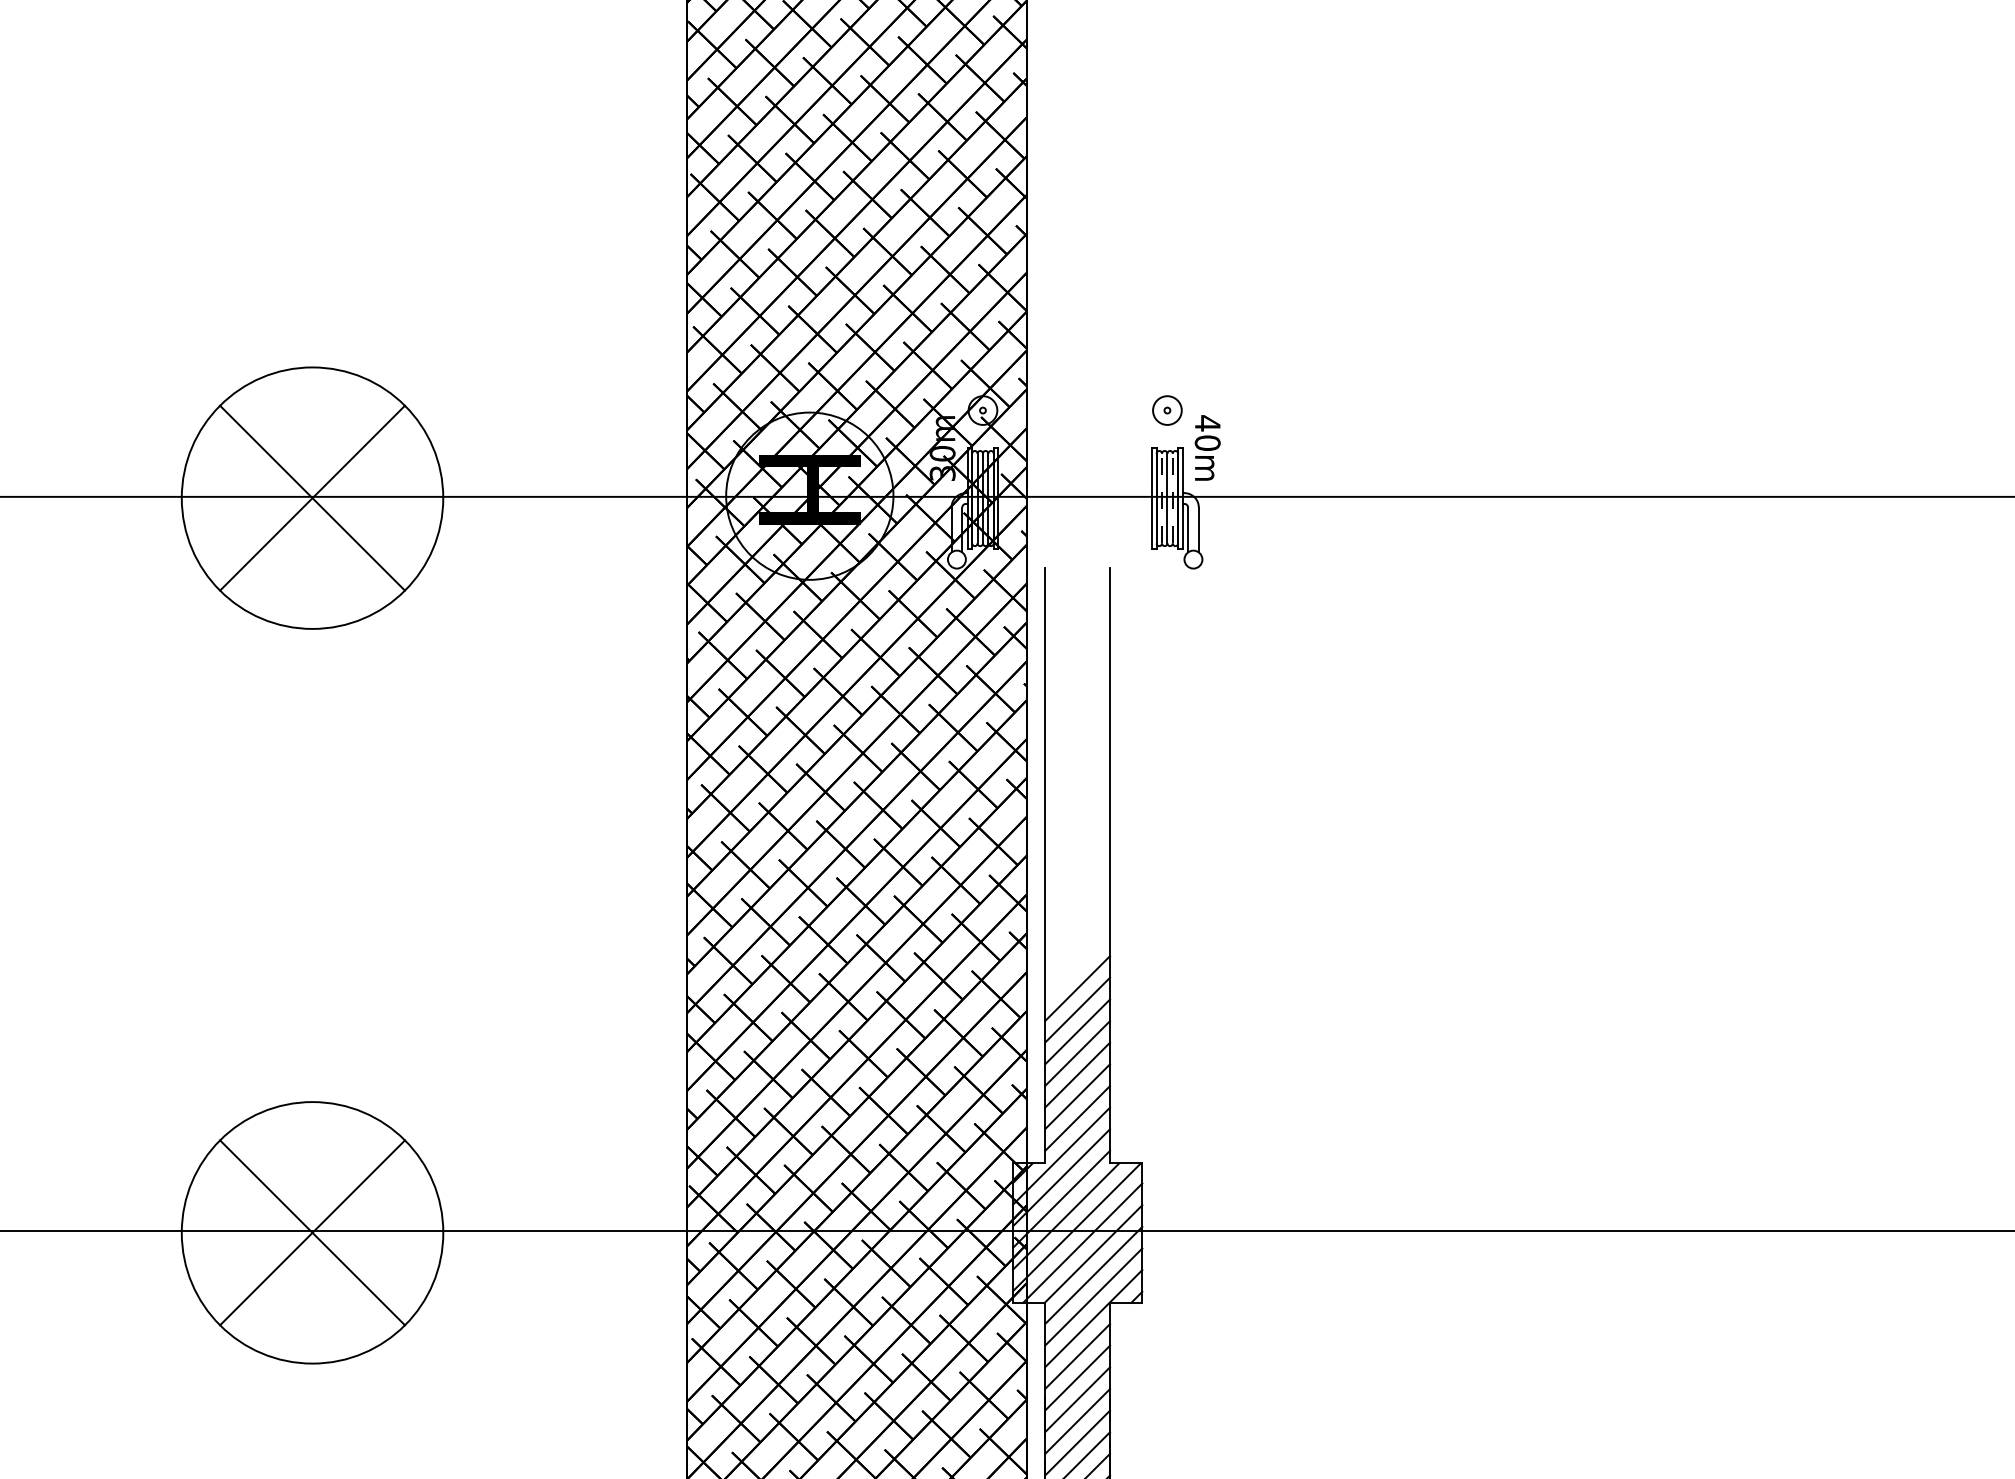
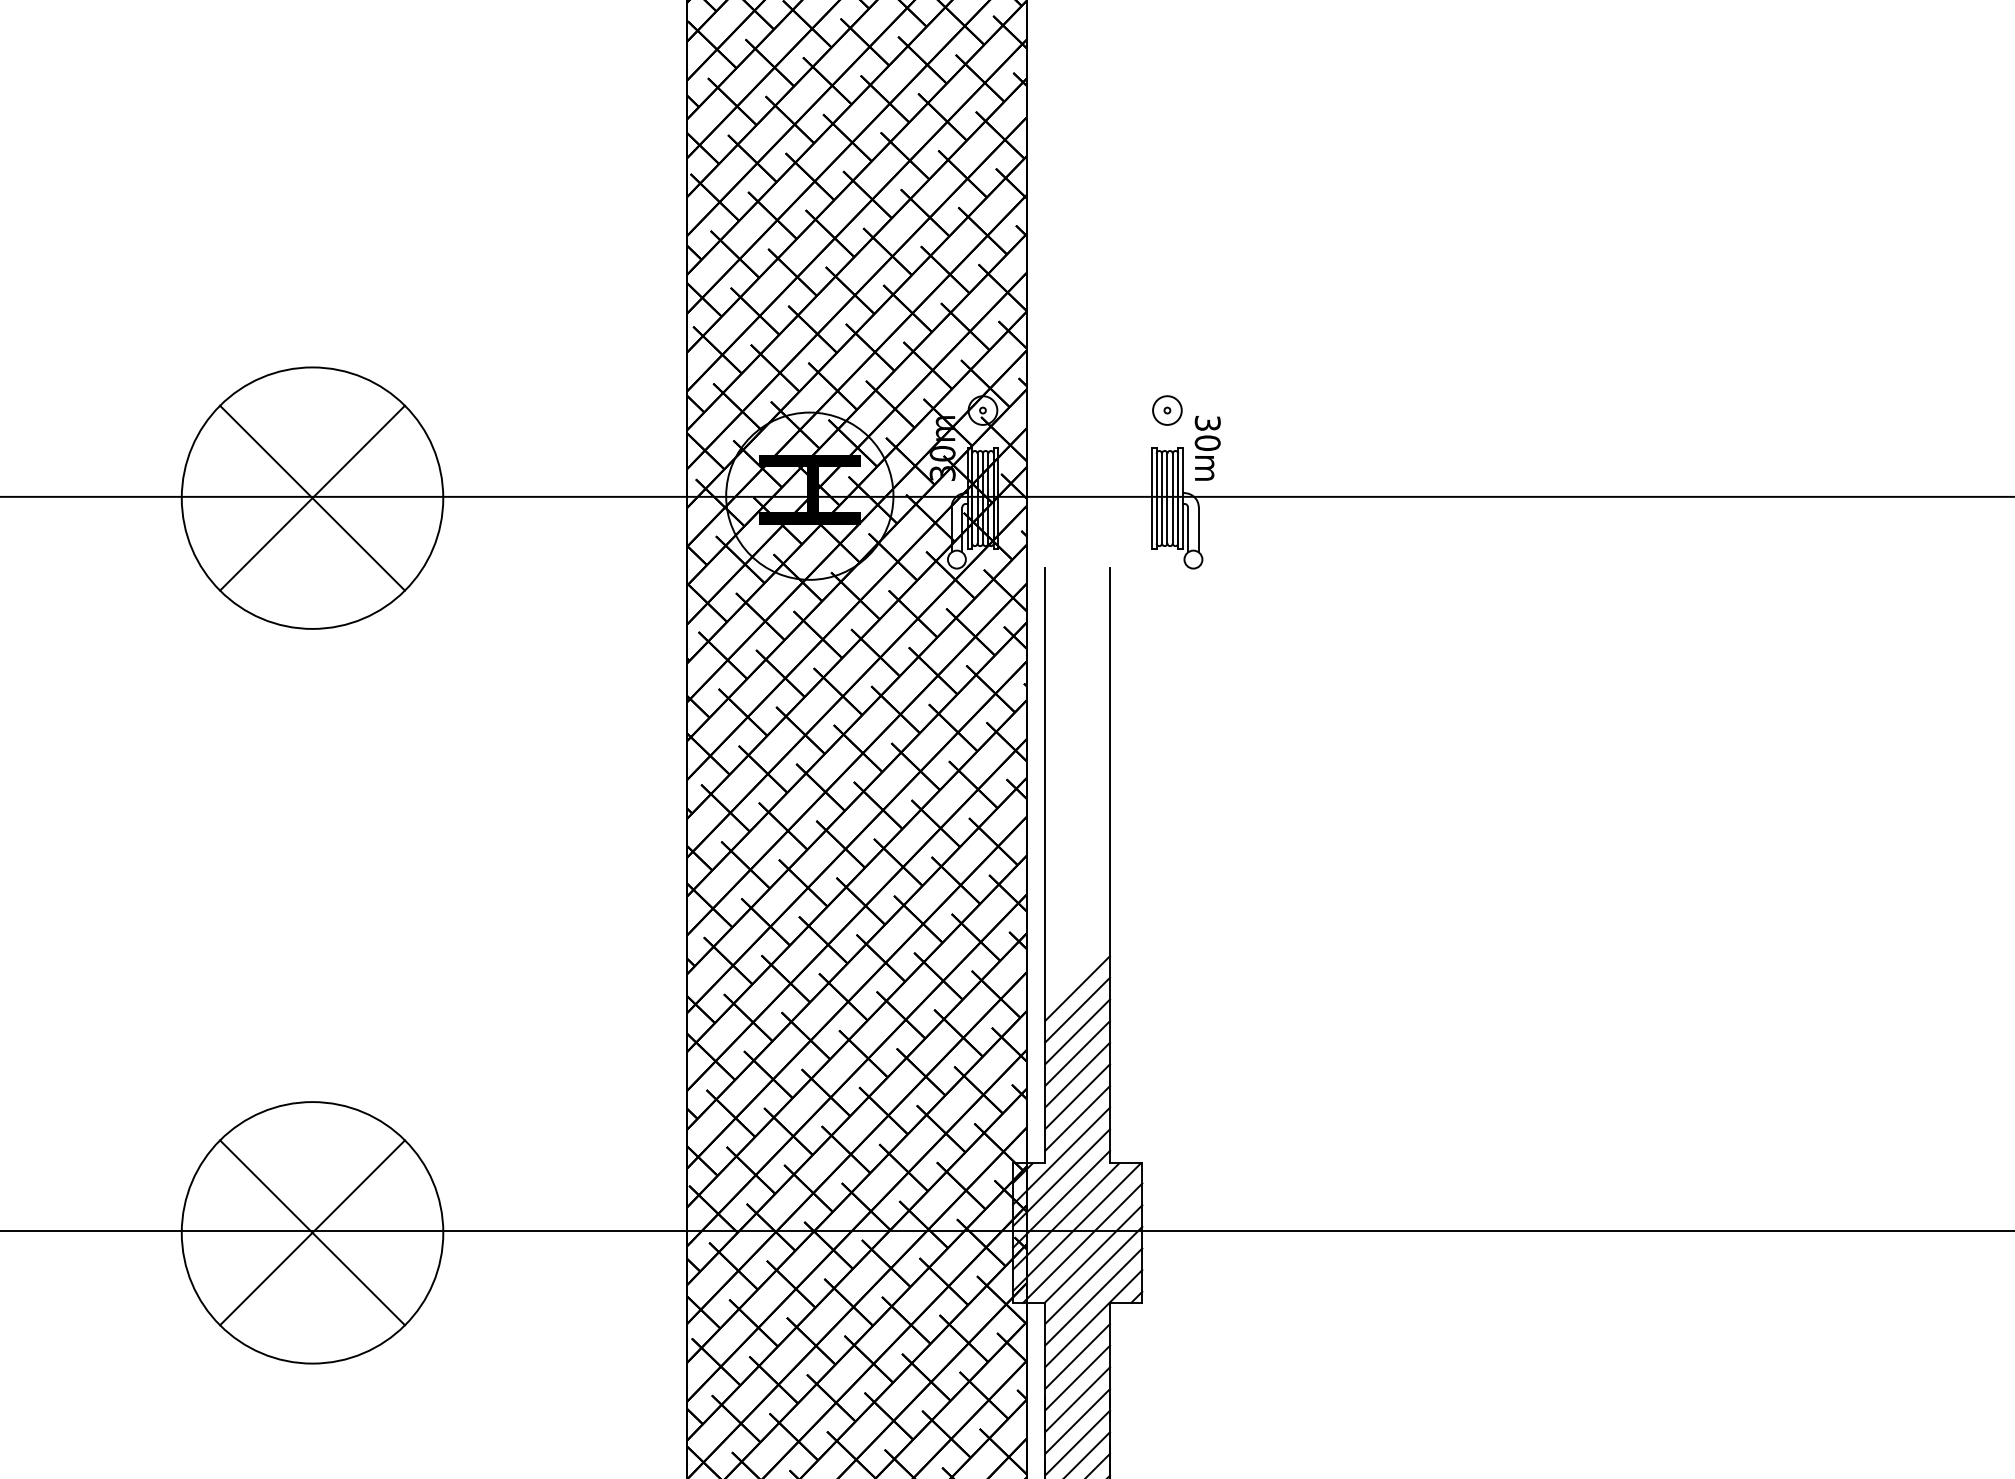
text: 40m -> 30m (1207, 423)
line: dashed -> solid (1162, 498)
line: dashed -> solid (1172, 498)
